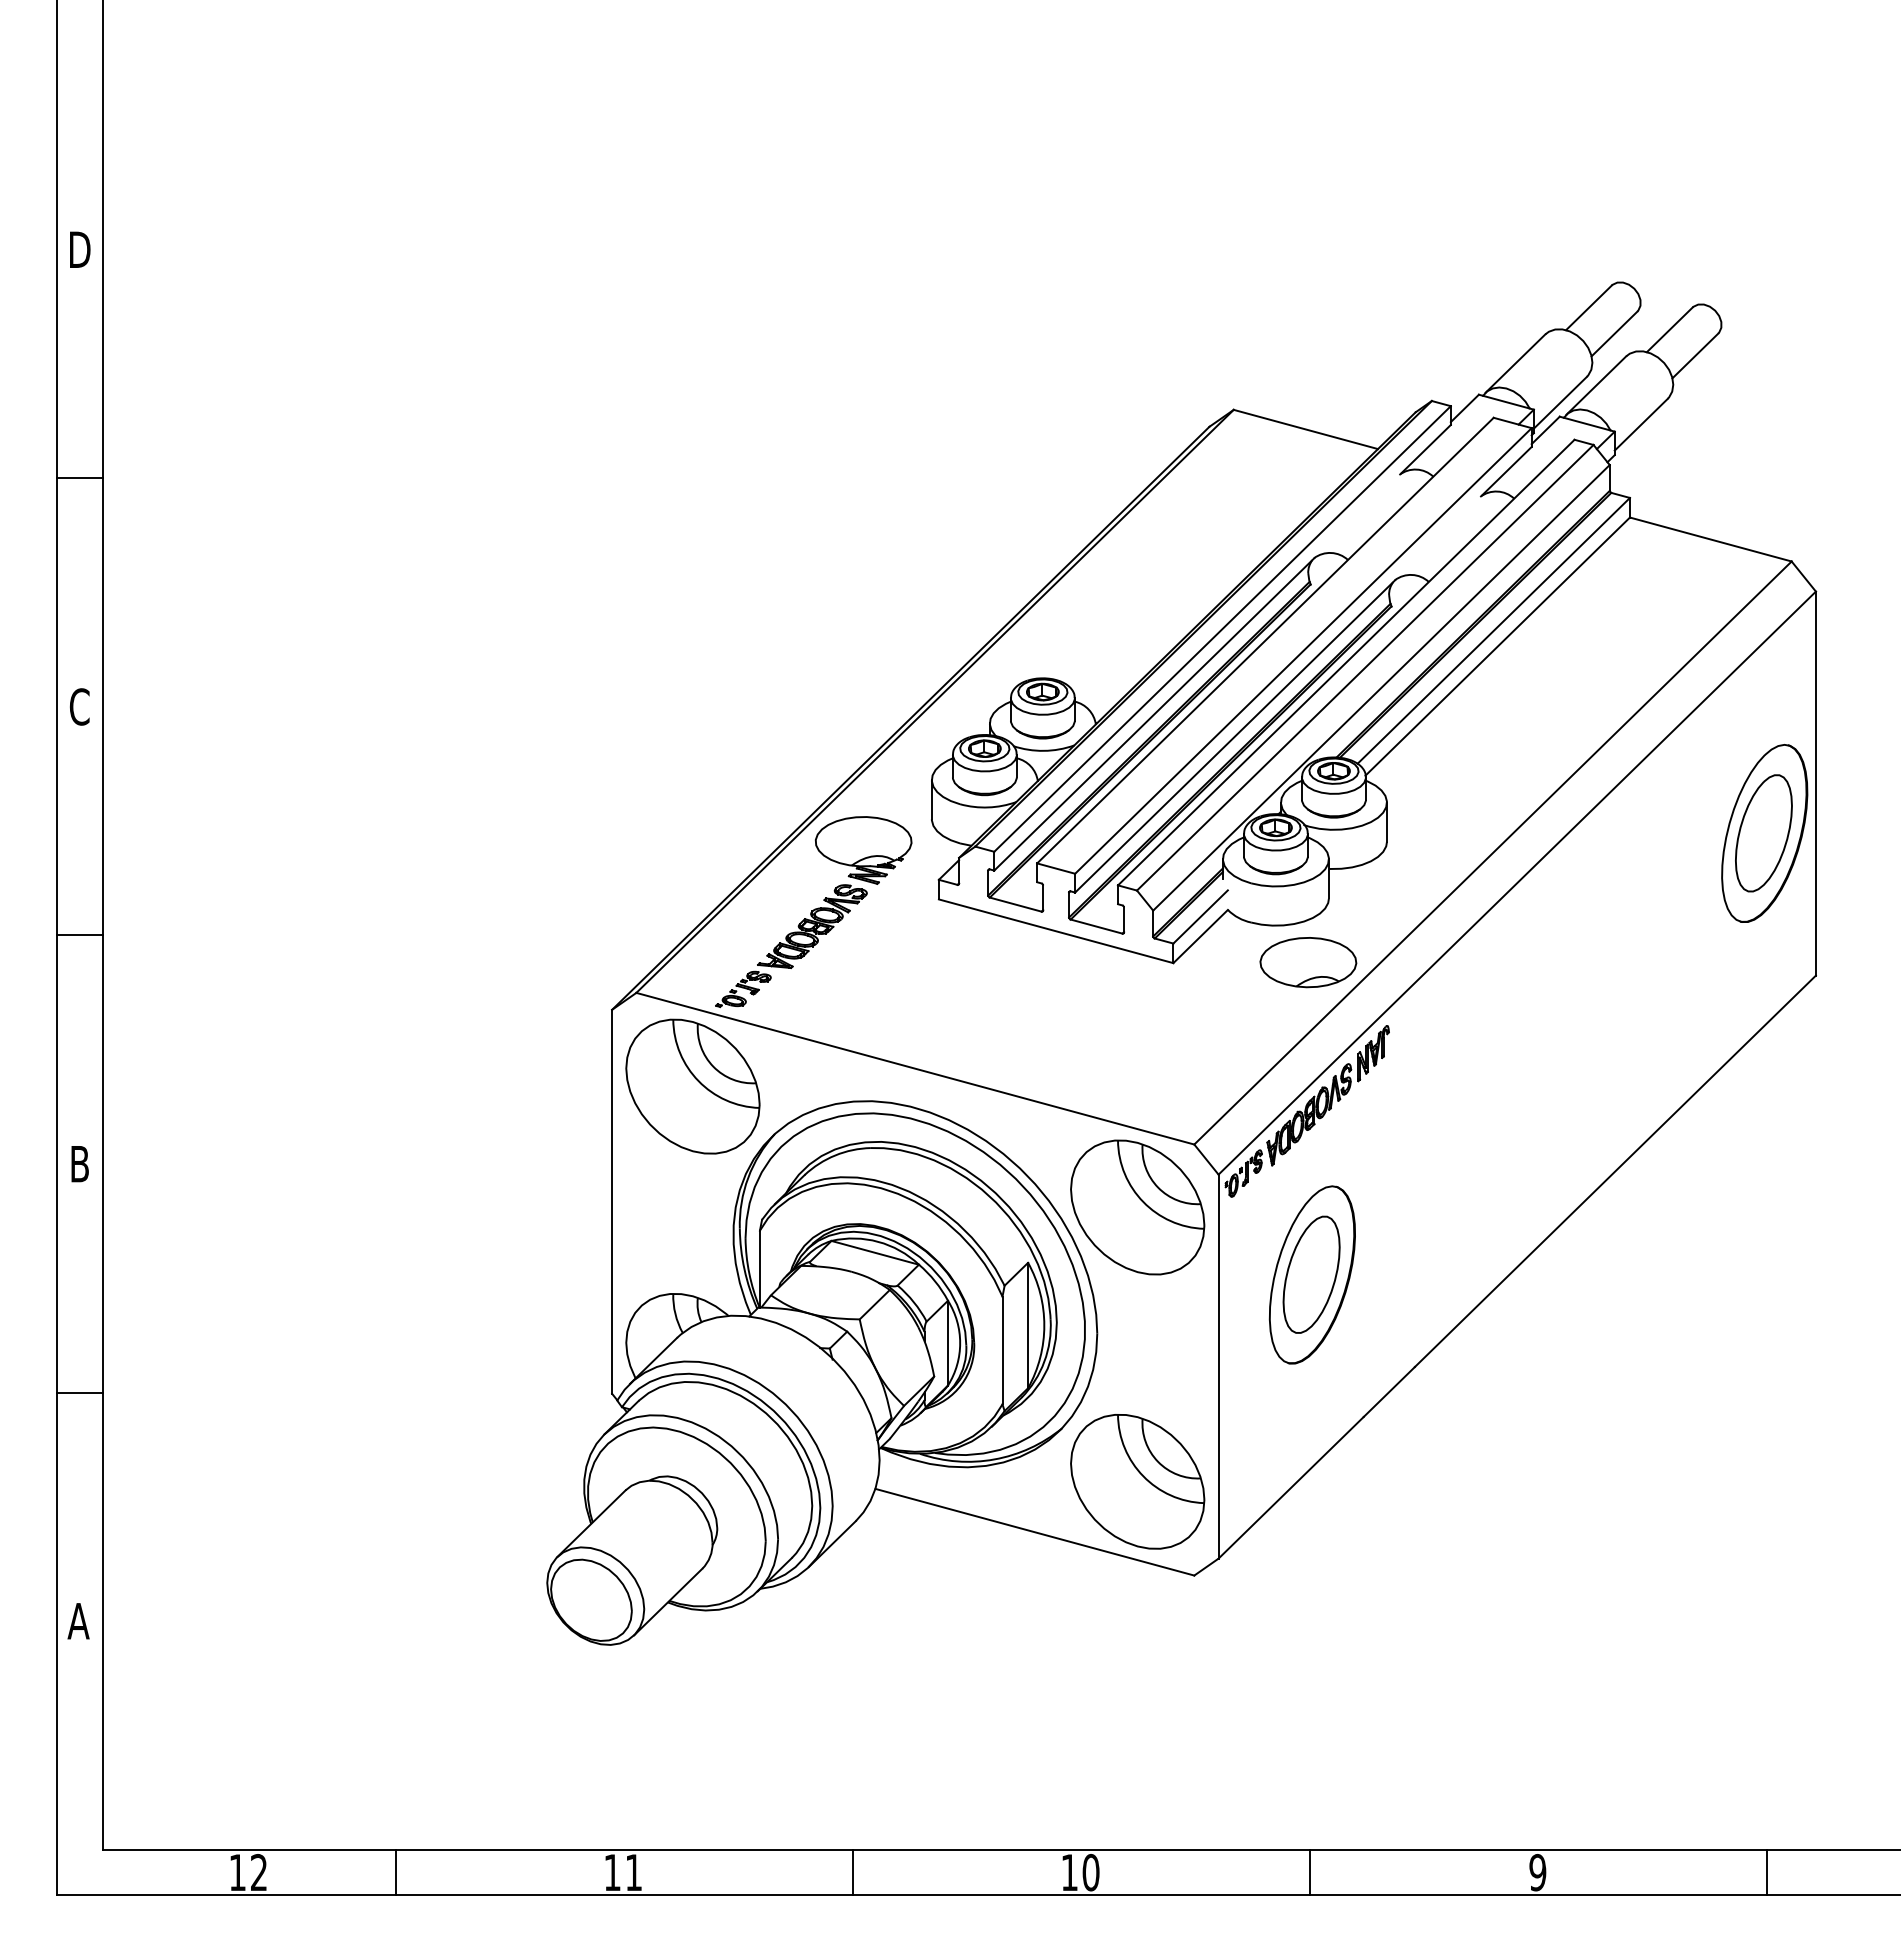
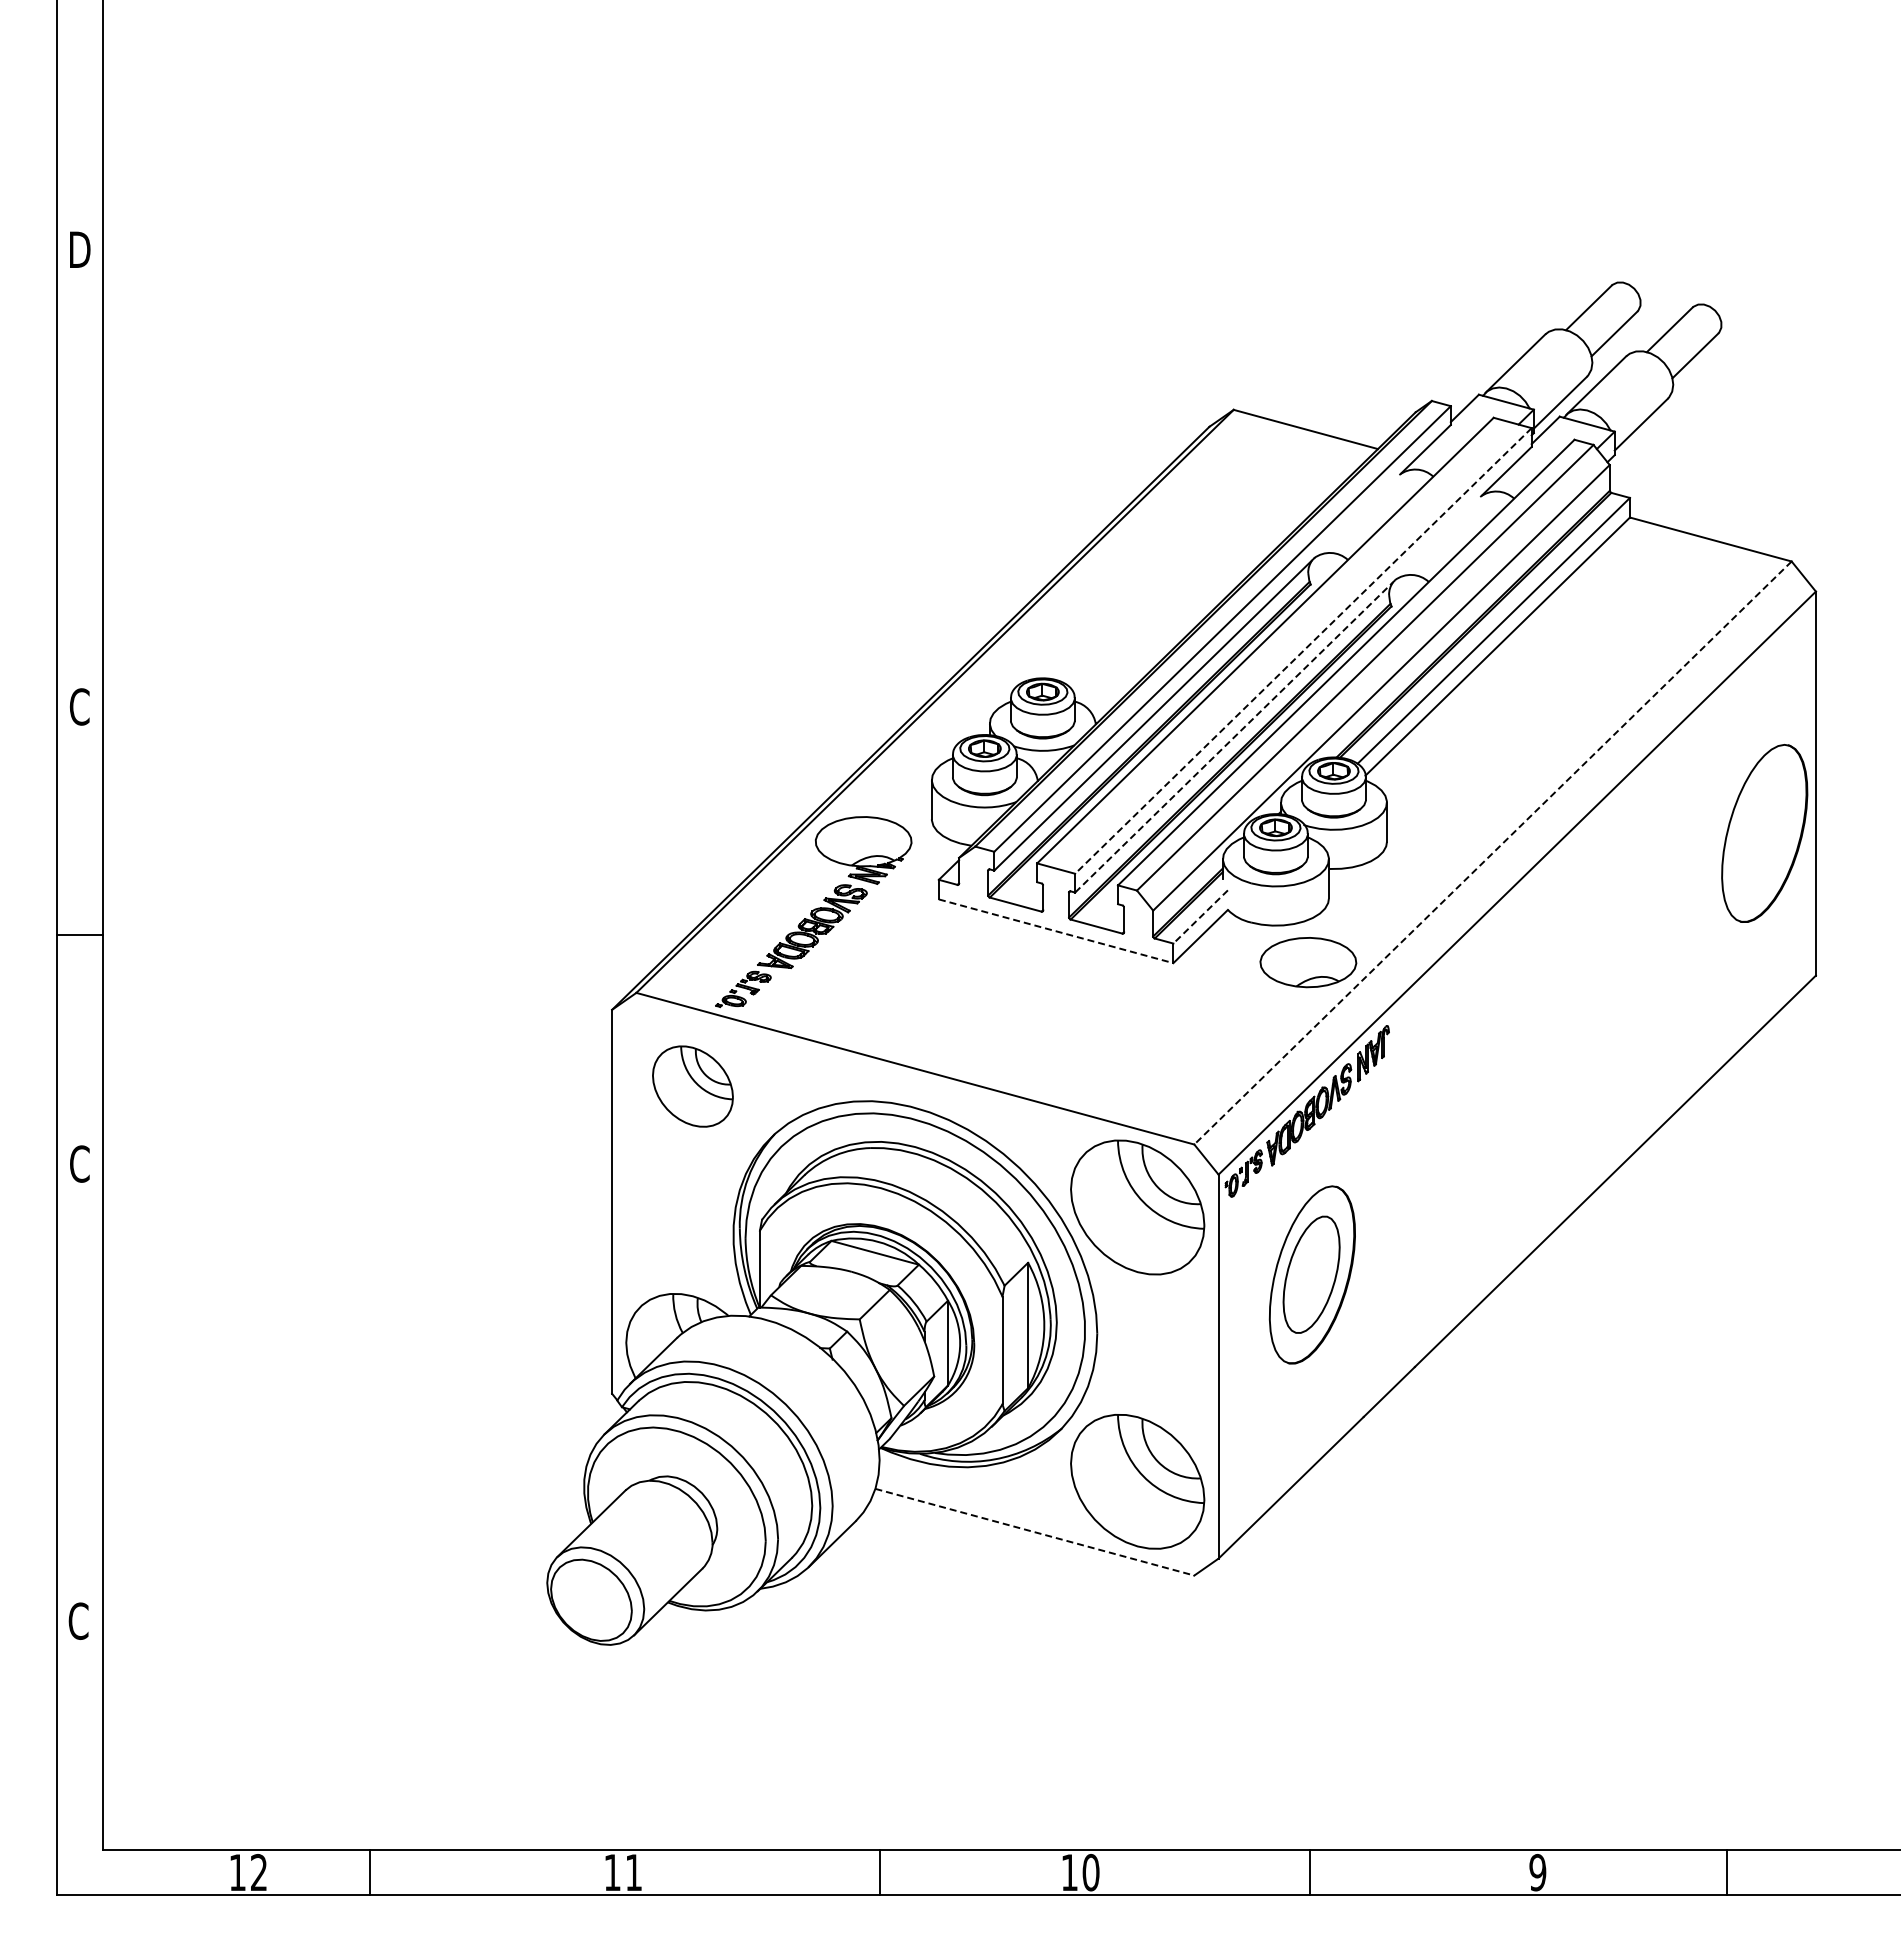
line: present -> none (79, 478)
line: solid -> dashed (1303, 650)
line: solid -> dashed (1235, 736)
part: present -> none (1763, 833)
line: solid -> dashed (1492, 853)
line: solid -> dashed (1200, 917)
line: solid -> dashed (1056, 931)
part size: 136x137 px -> 82x83 px (692, 1086)
text: B -> C (79, 1163)
line: present -> none (79, 1392)
line: solid -> dashed (1035, 1532)
text: A -> C (78, 1620)
line position: (395, 1872) -> (369, 1872) (369, 1872)
line position: (852, 1872) -> (879, 1872) (879, 1872)
line position: (1766, 1872) -> (1726, 1872) (1726, 1872)
